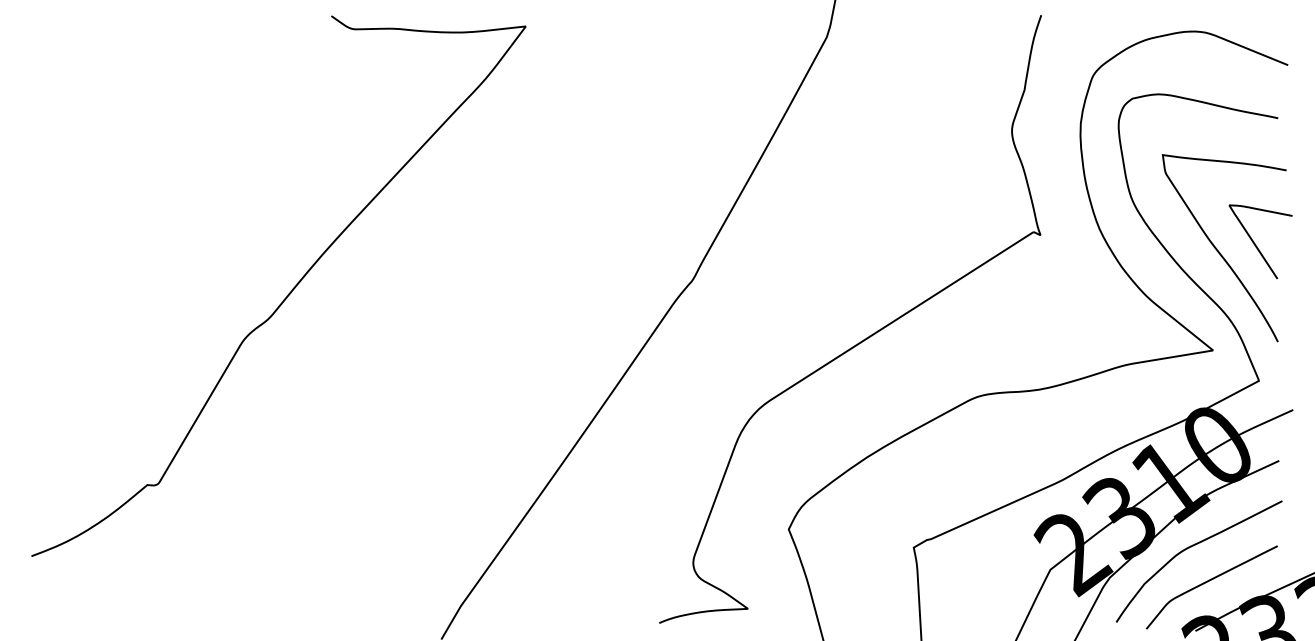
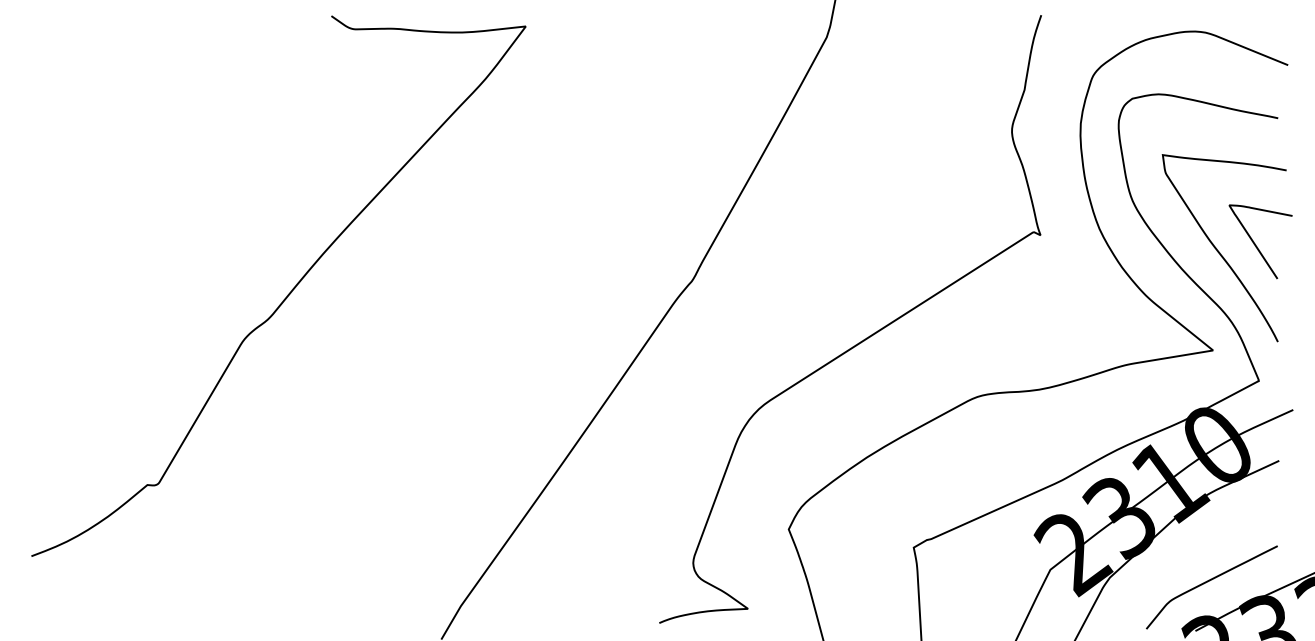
curve: present -> none (1191, 547)
